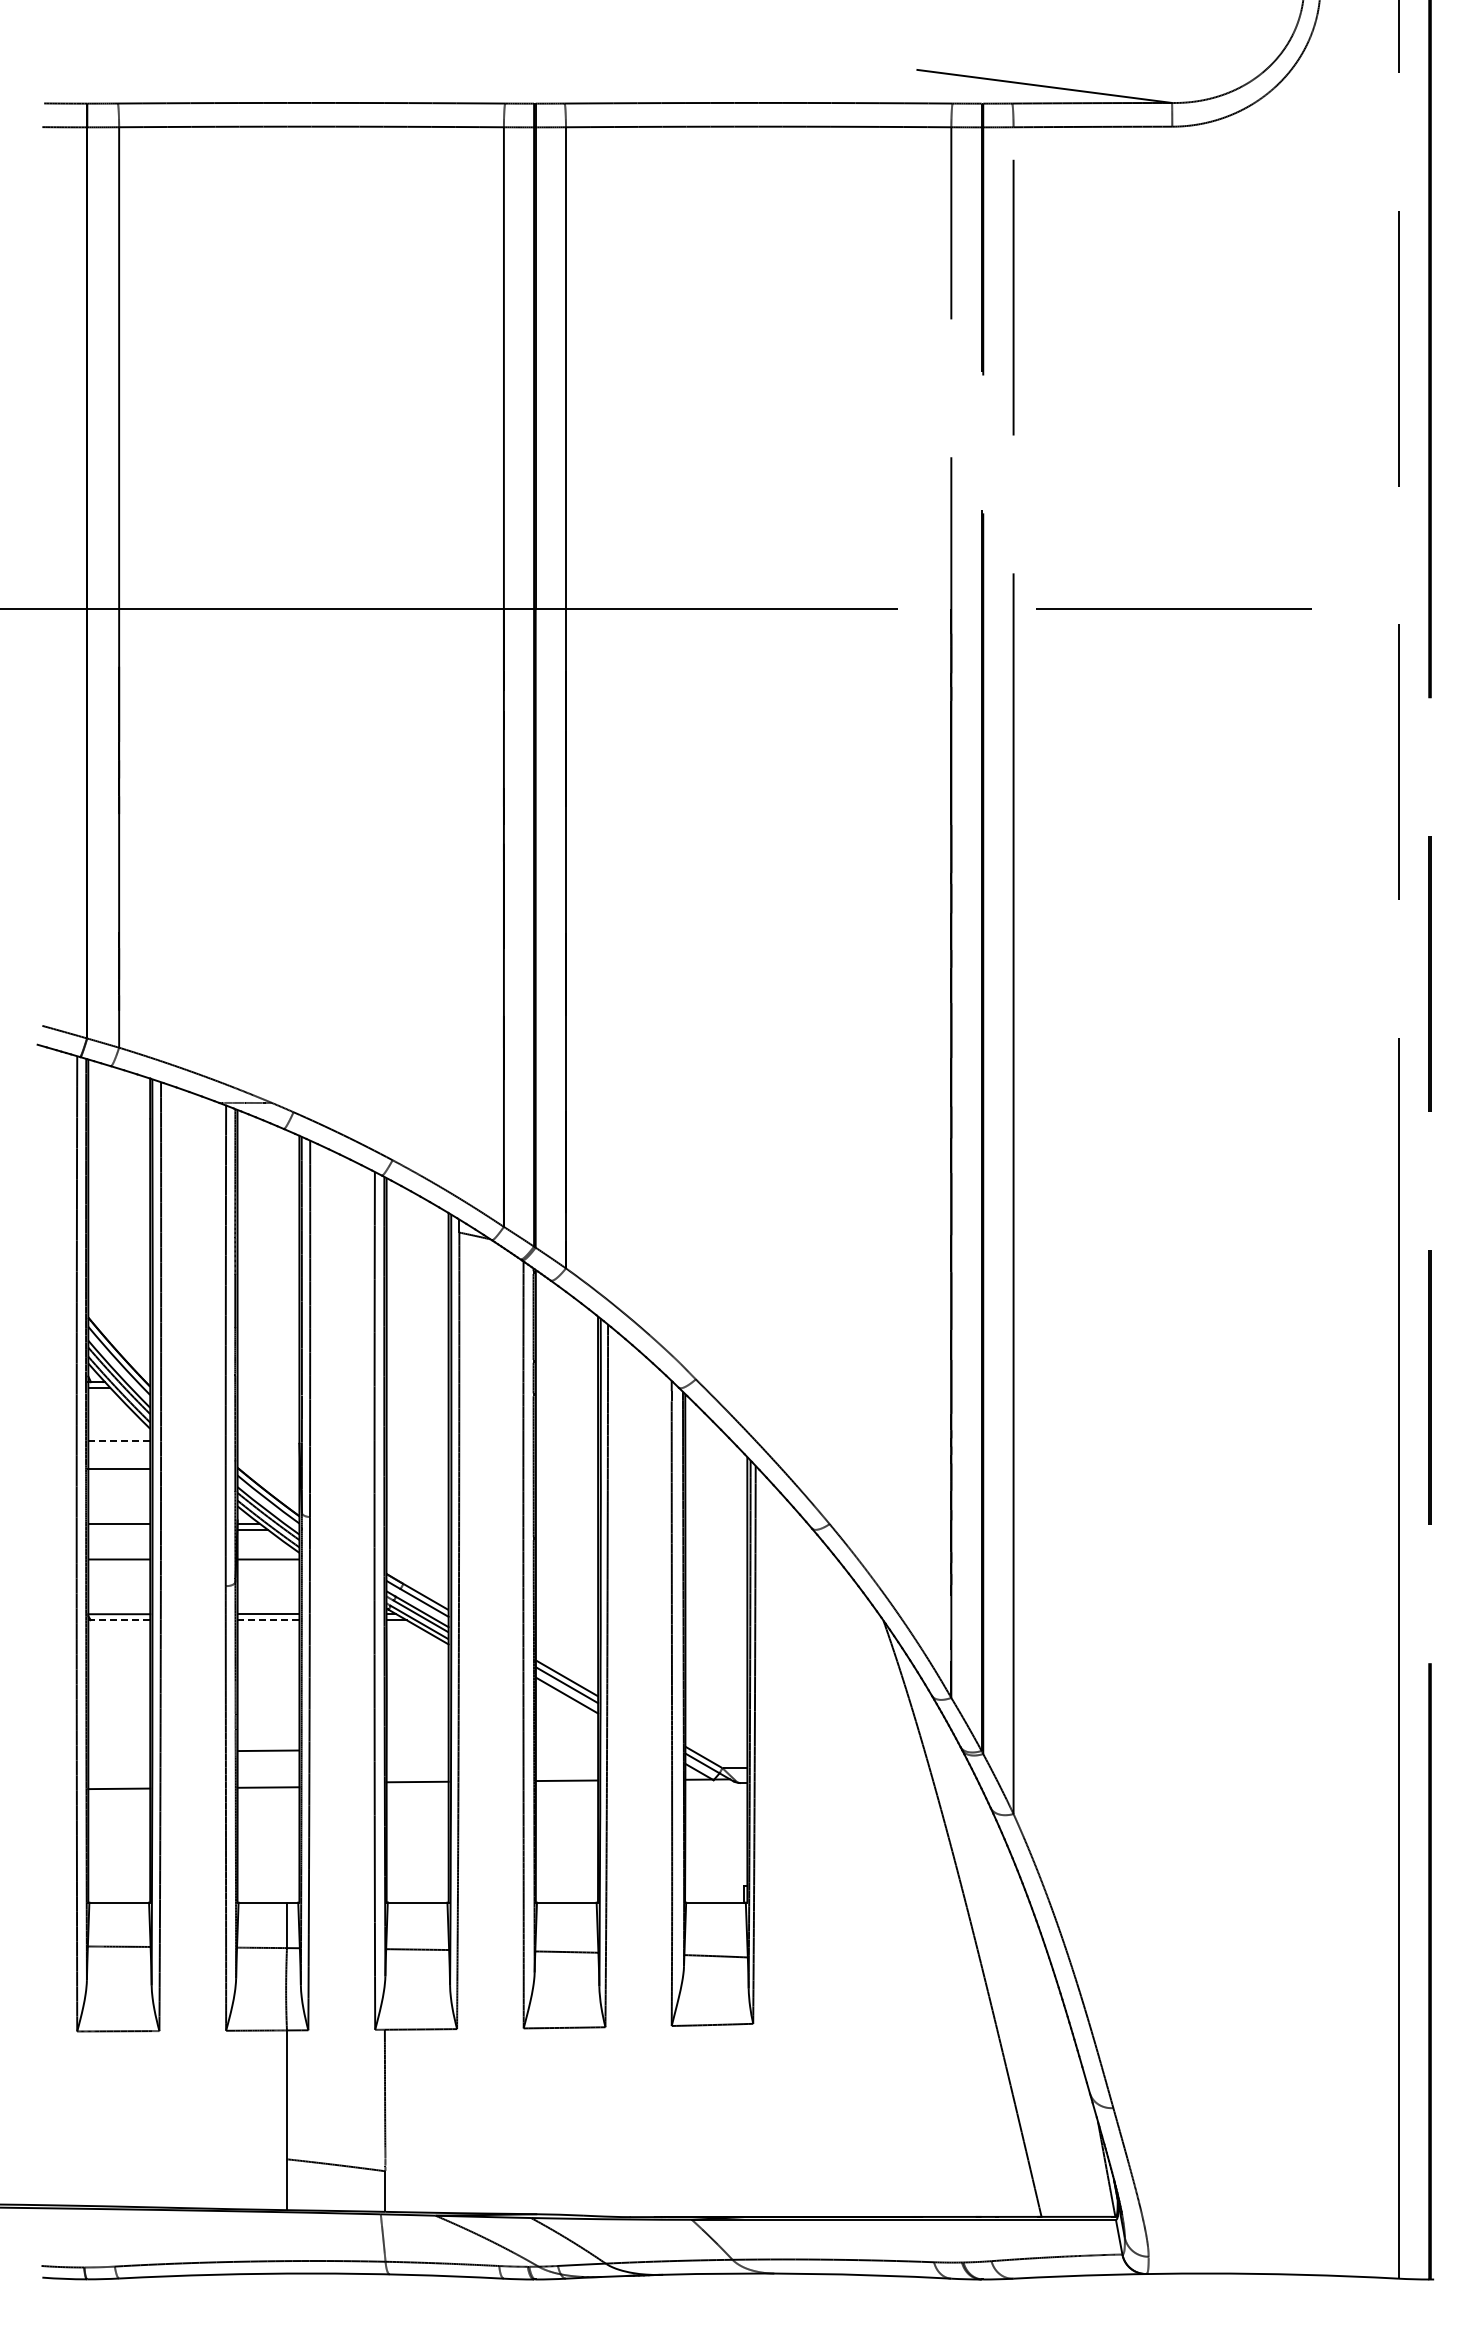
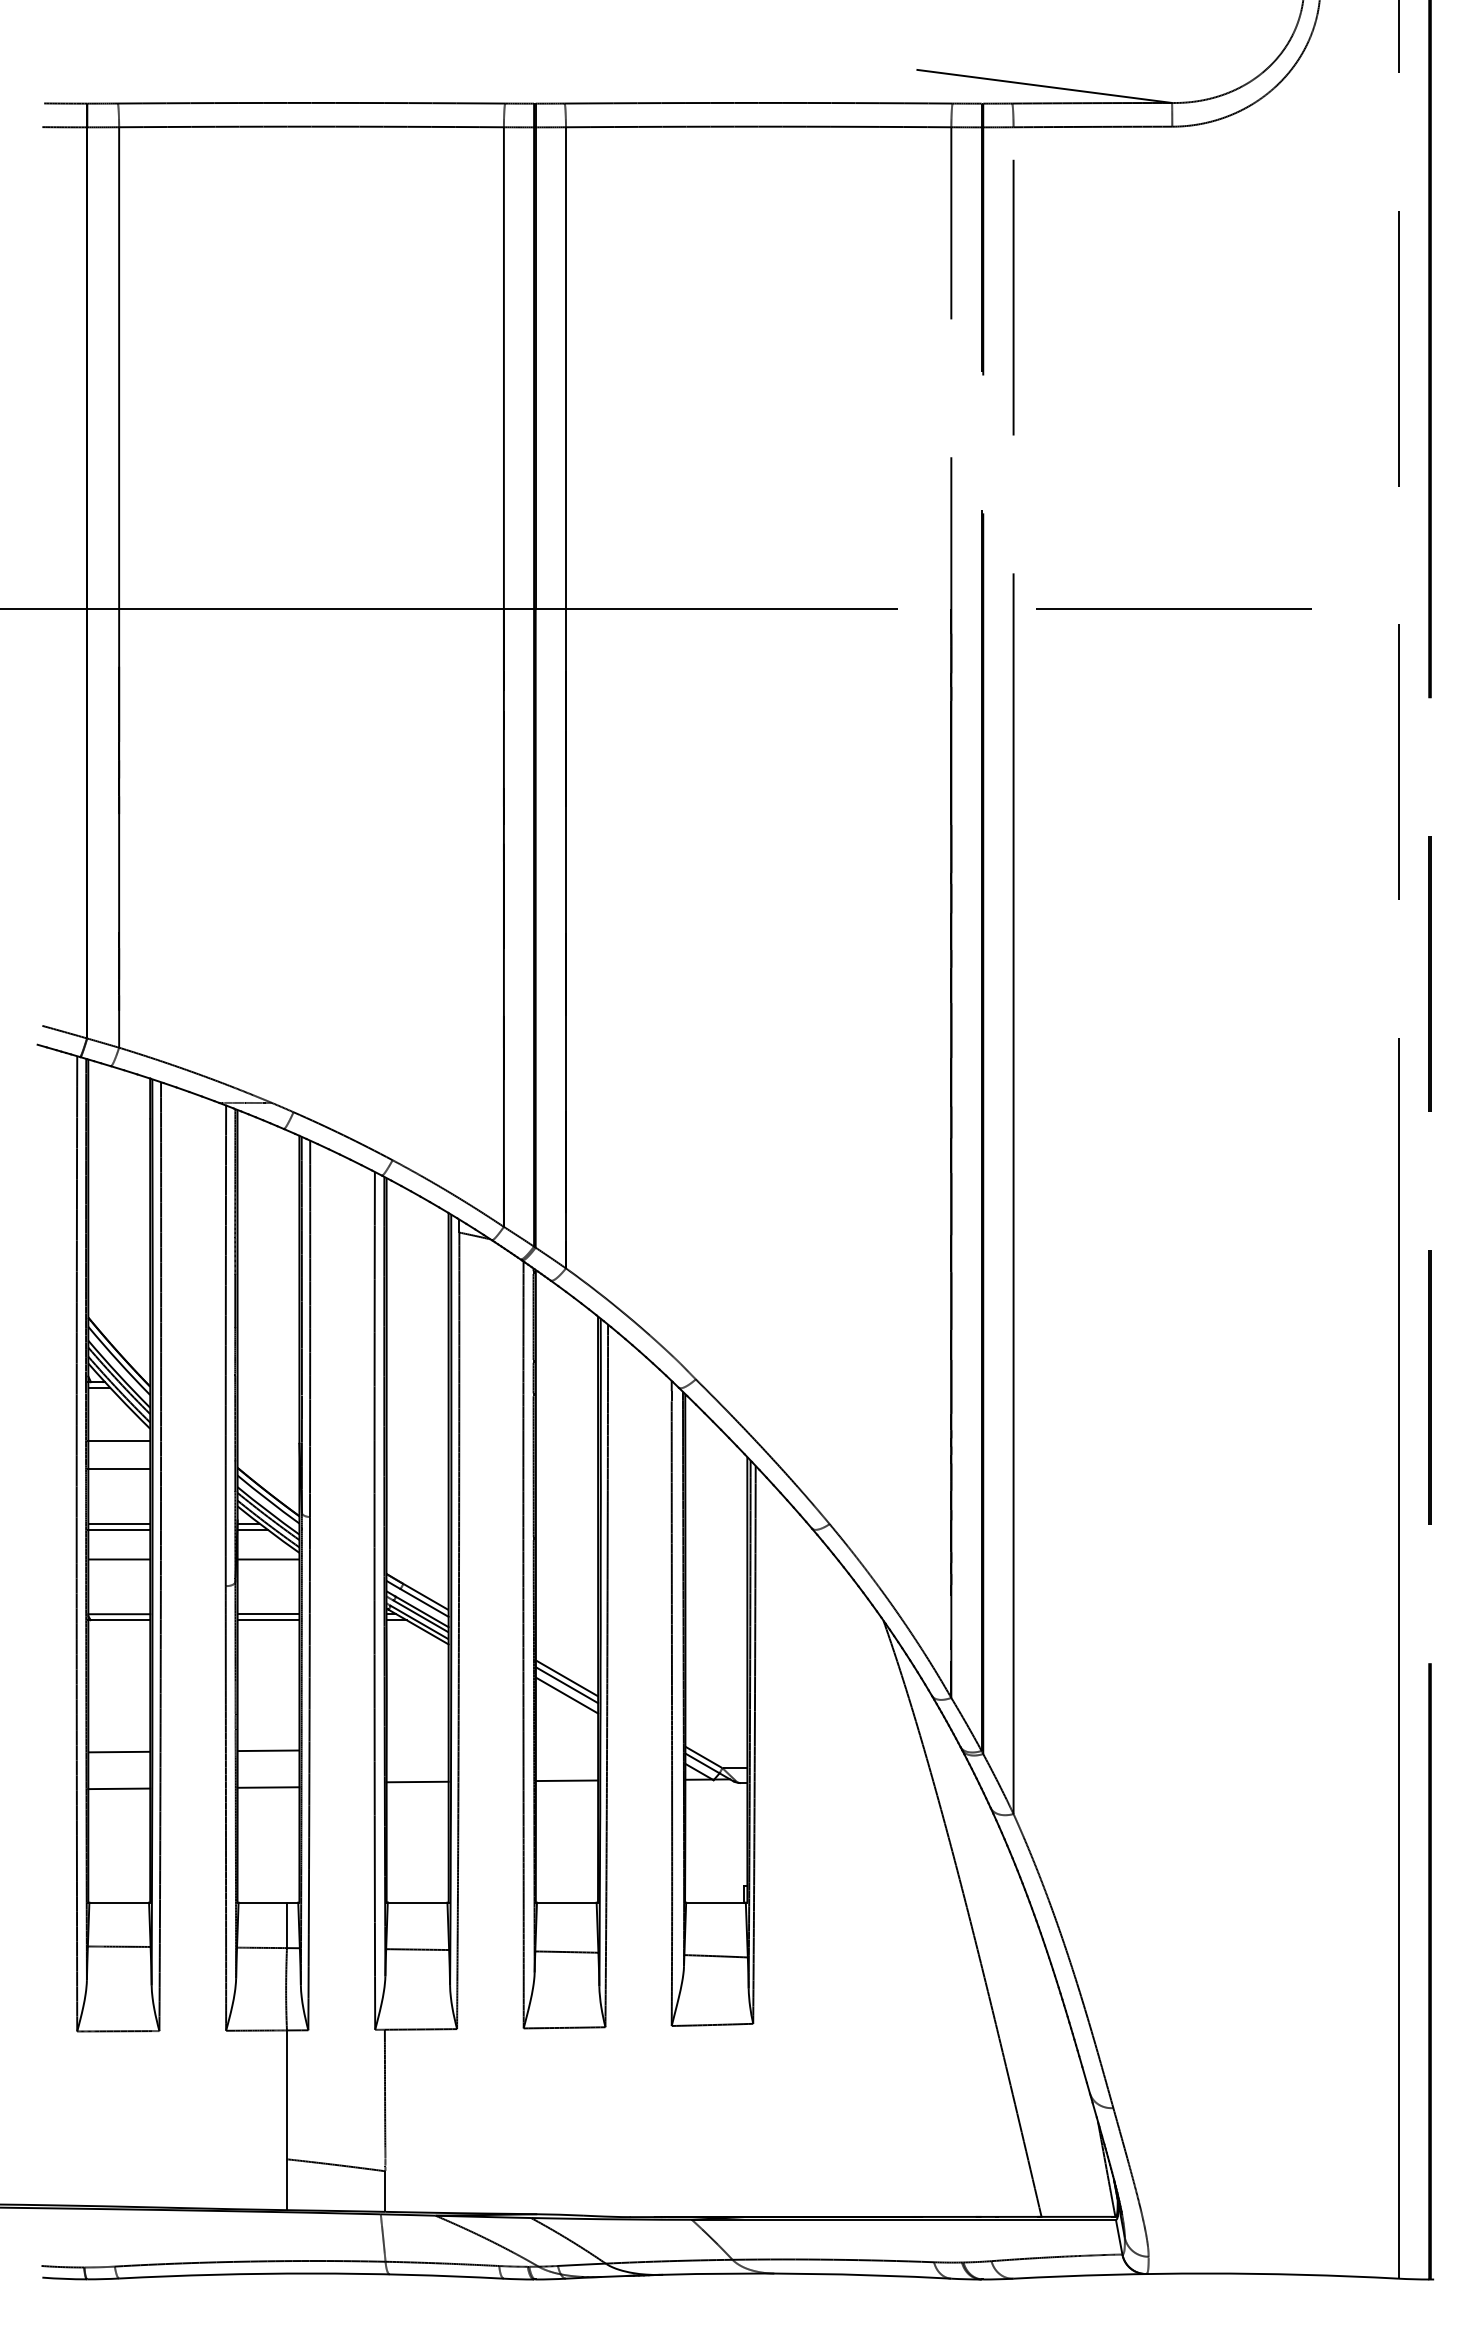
line: dashed -> solid (119, 1441)
line: none -> present (119, 1529)
line: dashed -> solid (119, 1620)
line: dashed -> solid (268, 1620)
line: none -> present (119, 1751)
